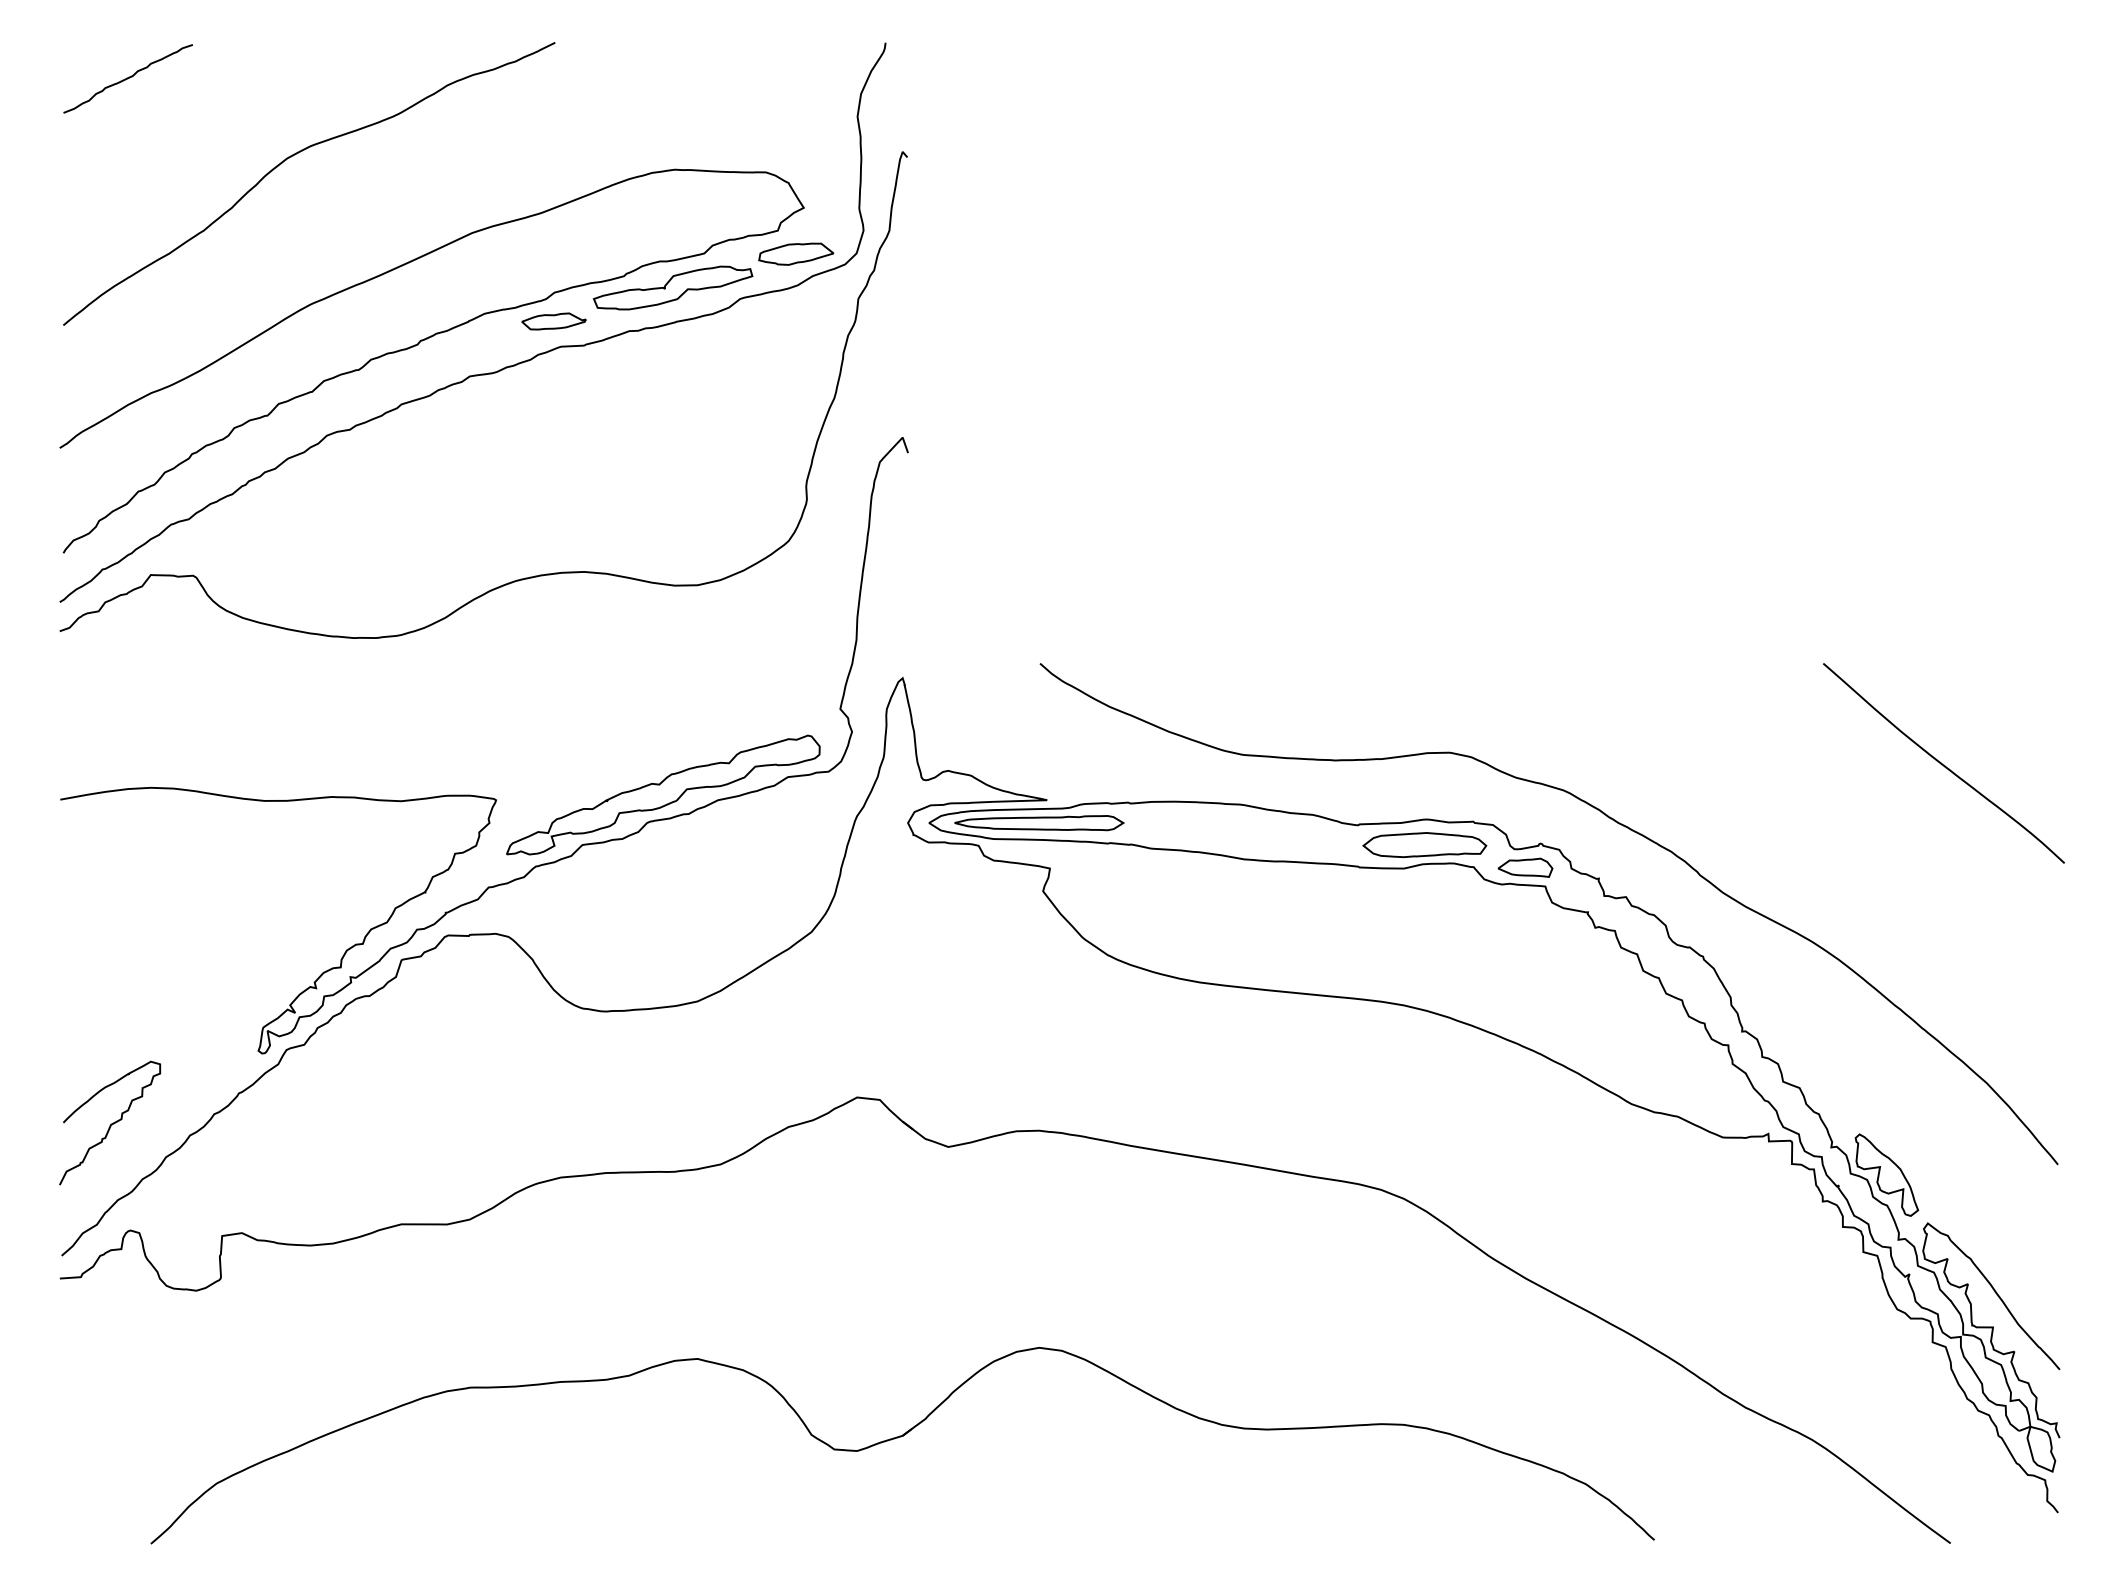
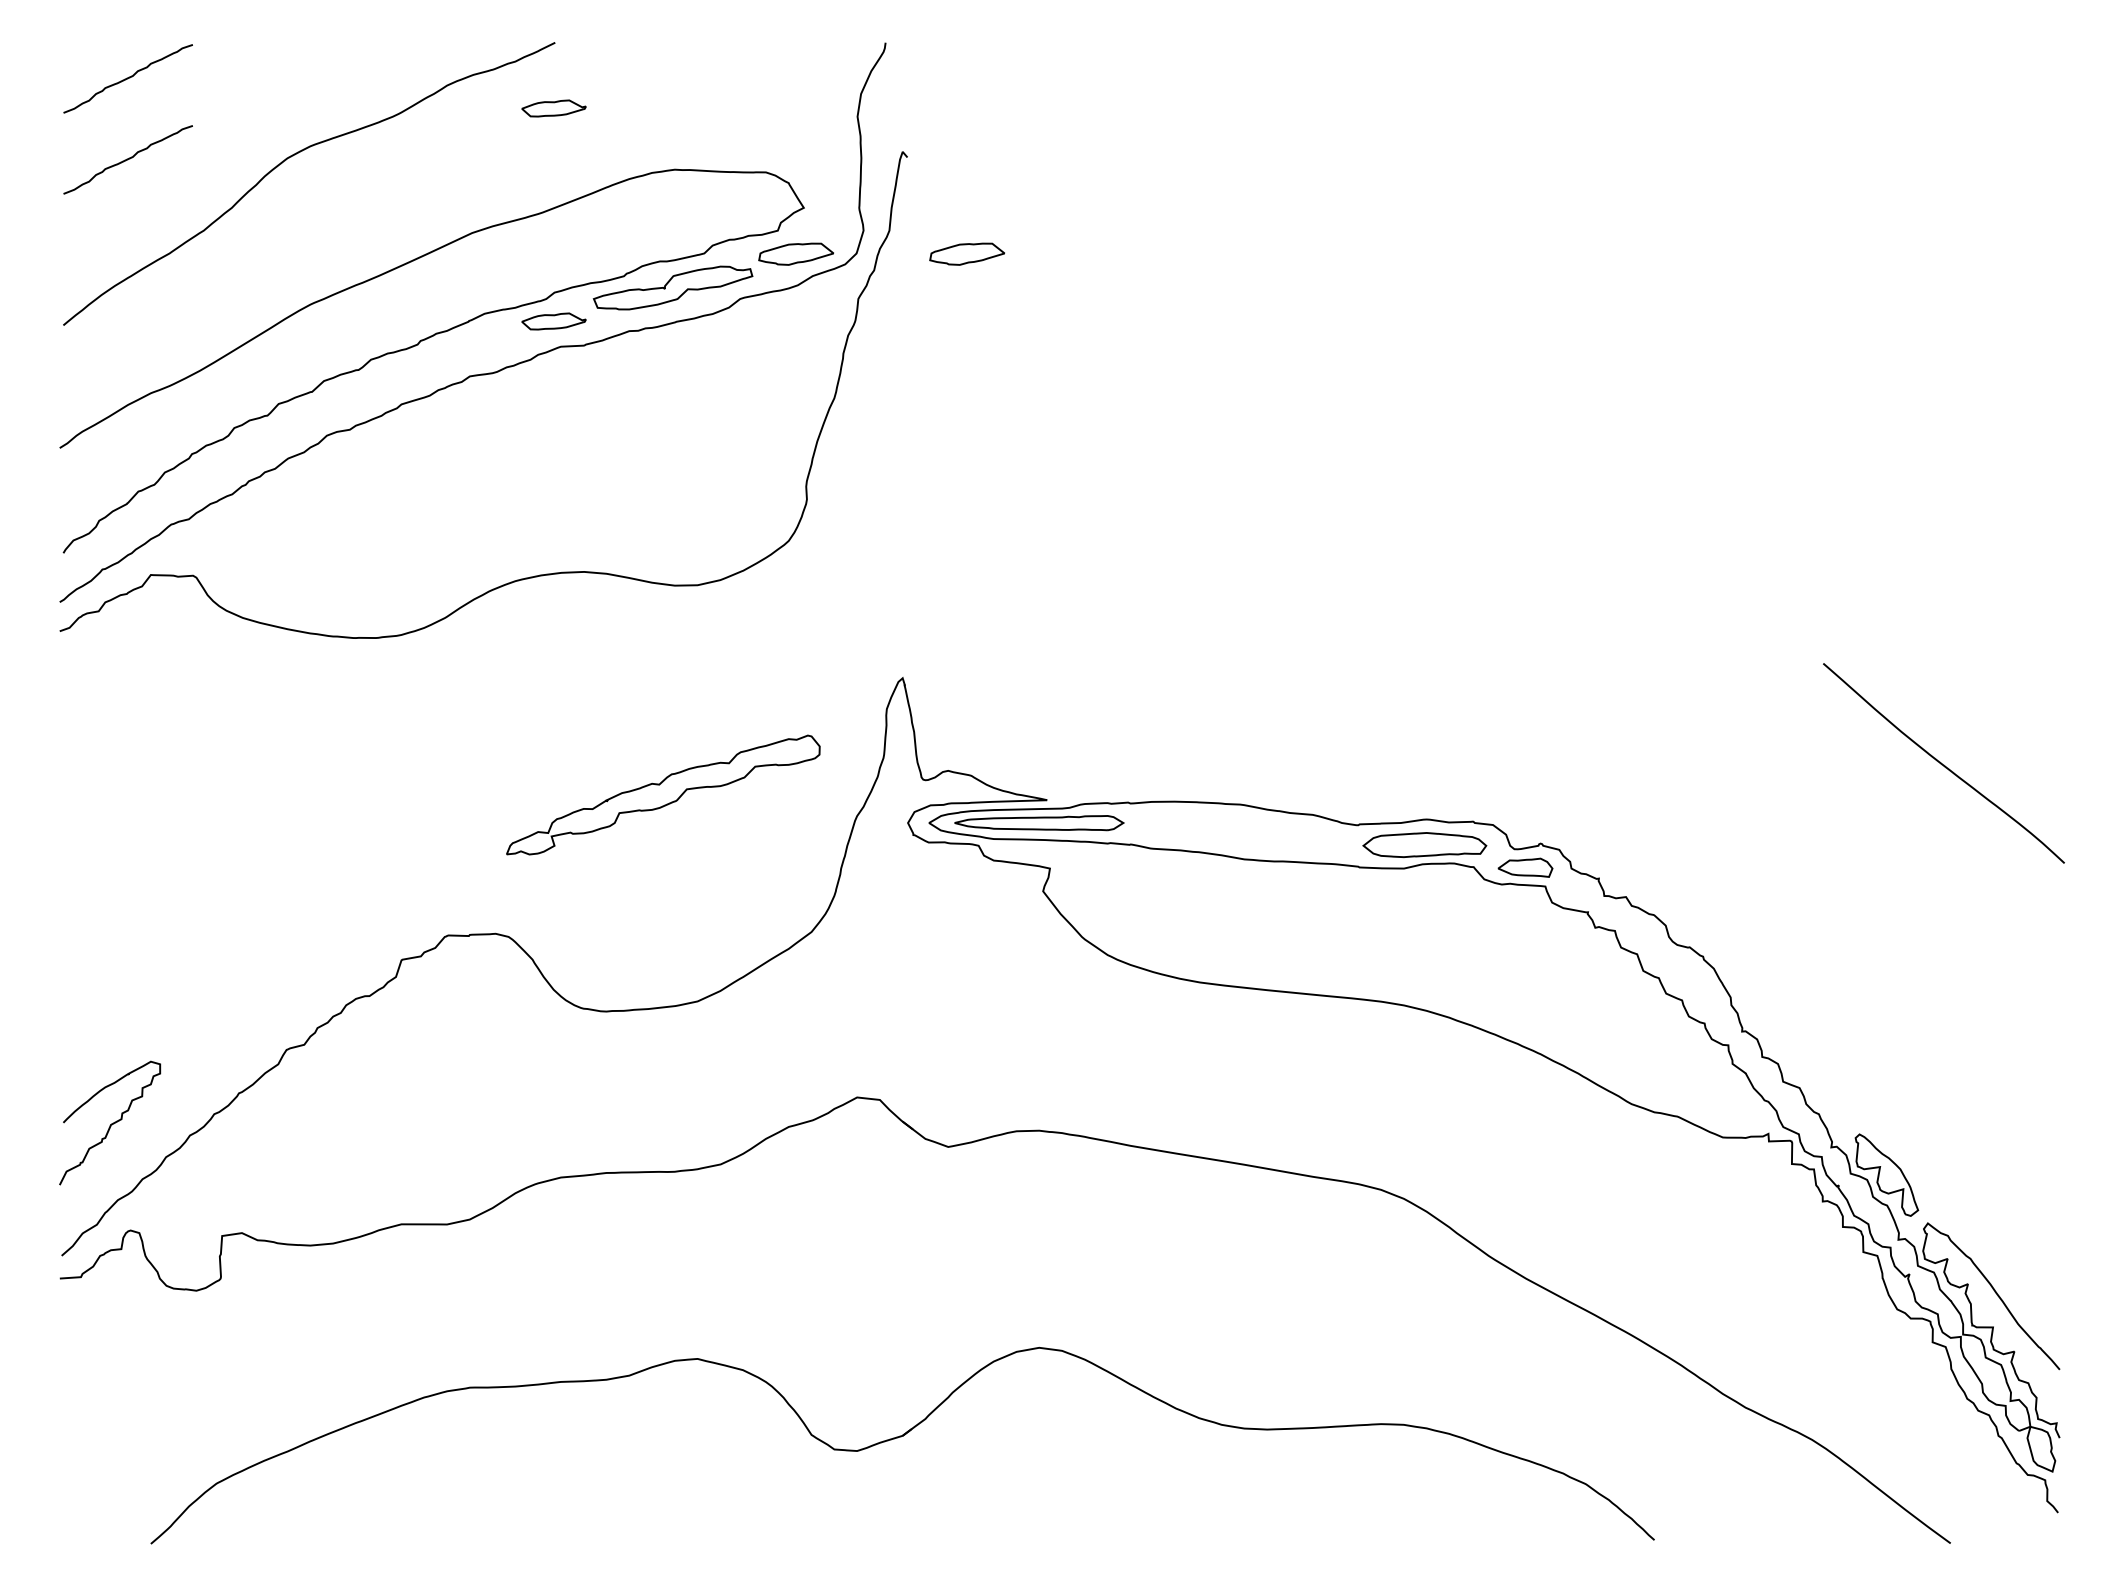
part: none -> present (553, 108)
curve: none -> present (127, 159)
part: none -> present (966, 253)
curve: present -> none (478, 795)
curve: present -> none (1610, 819)
